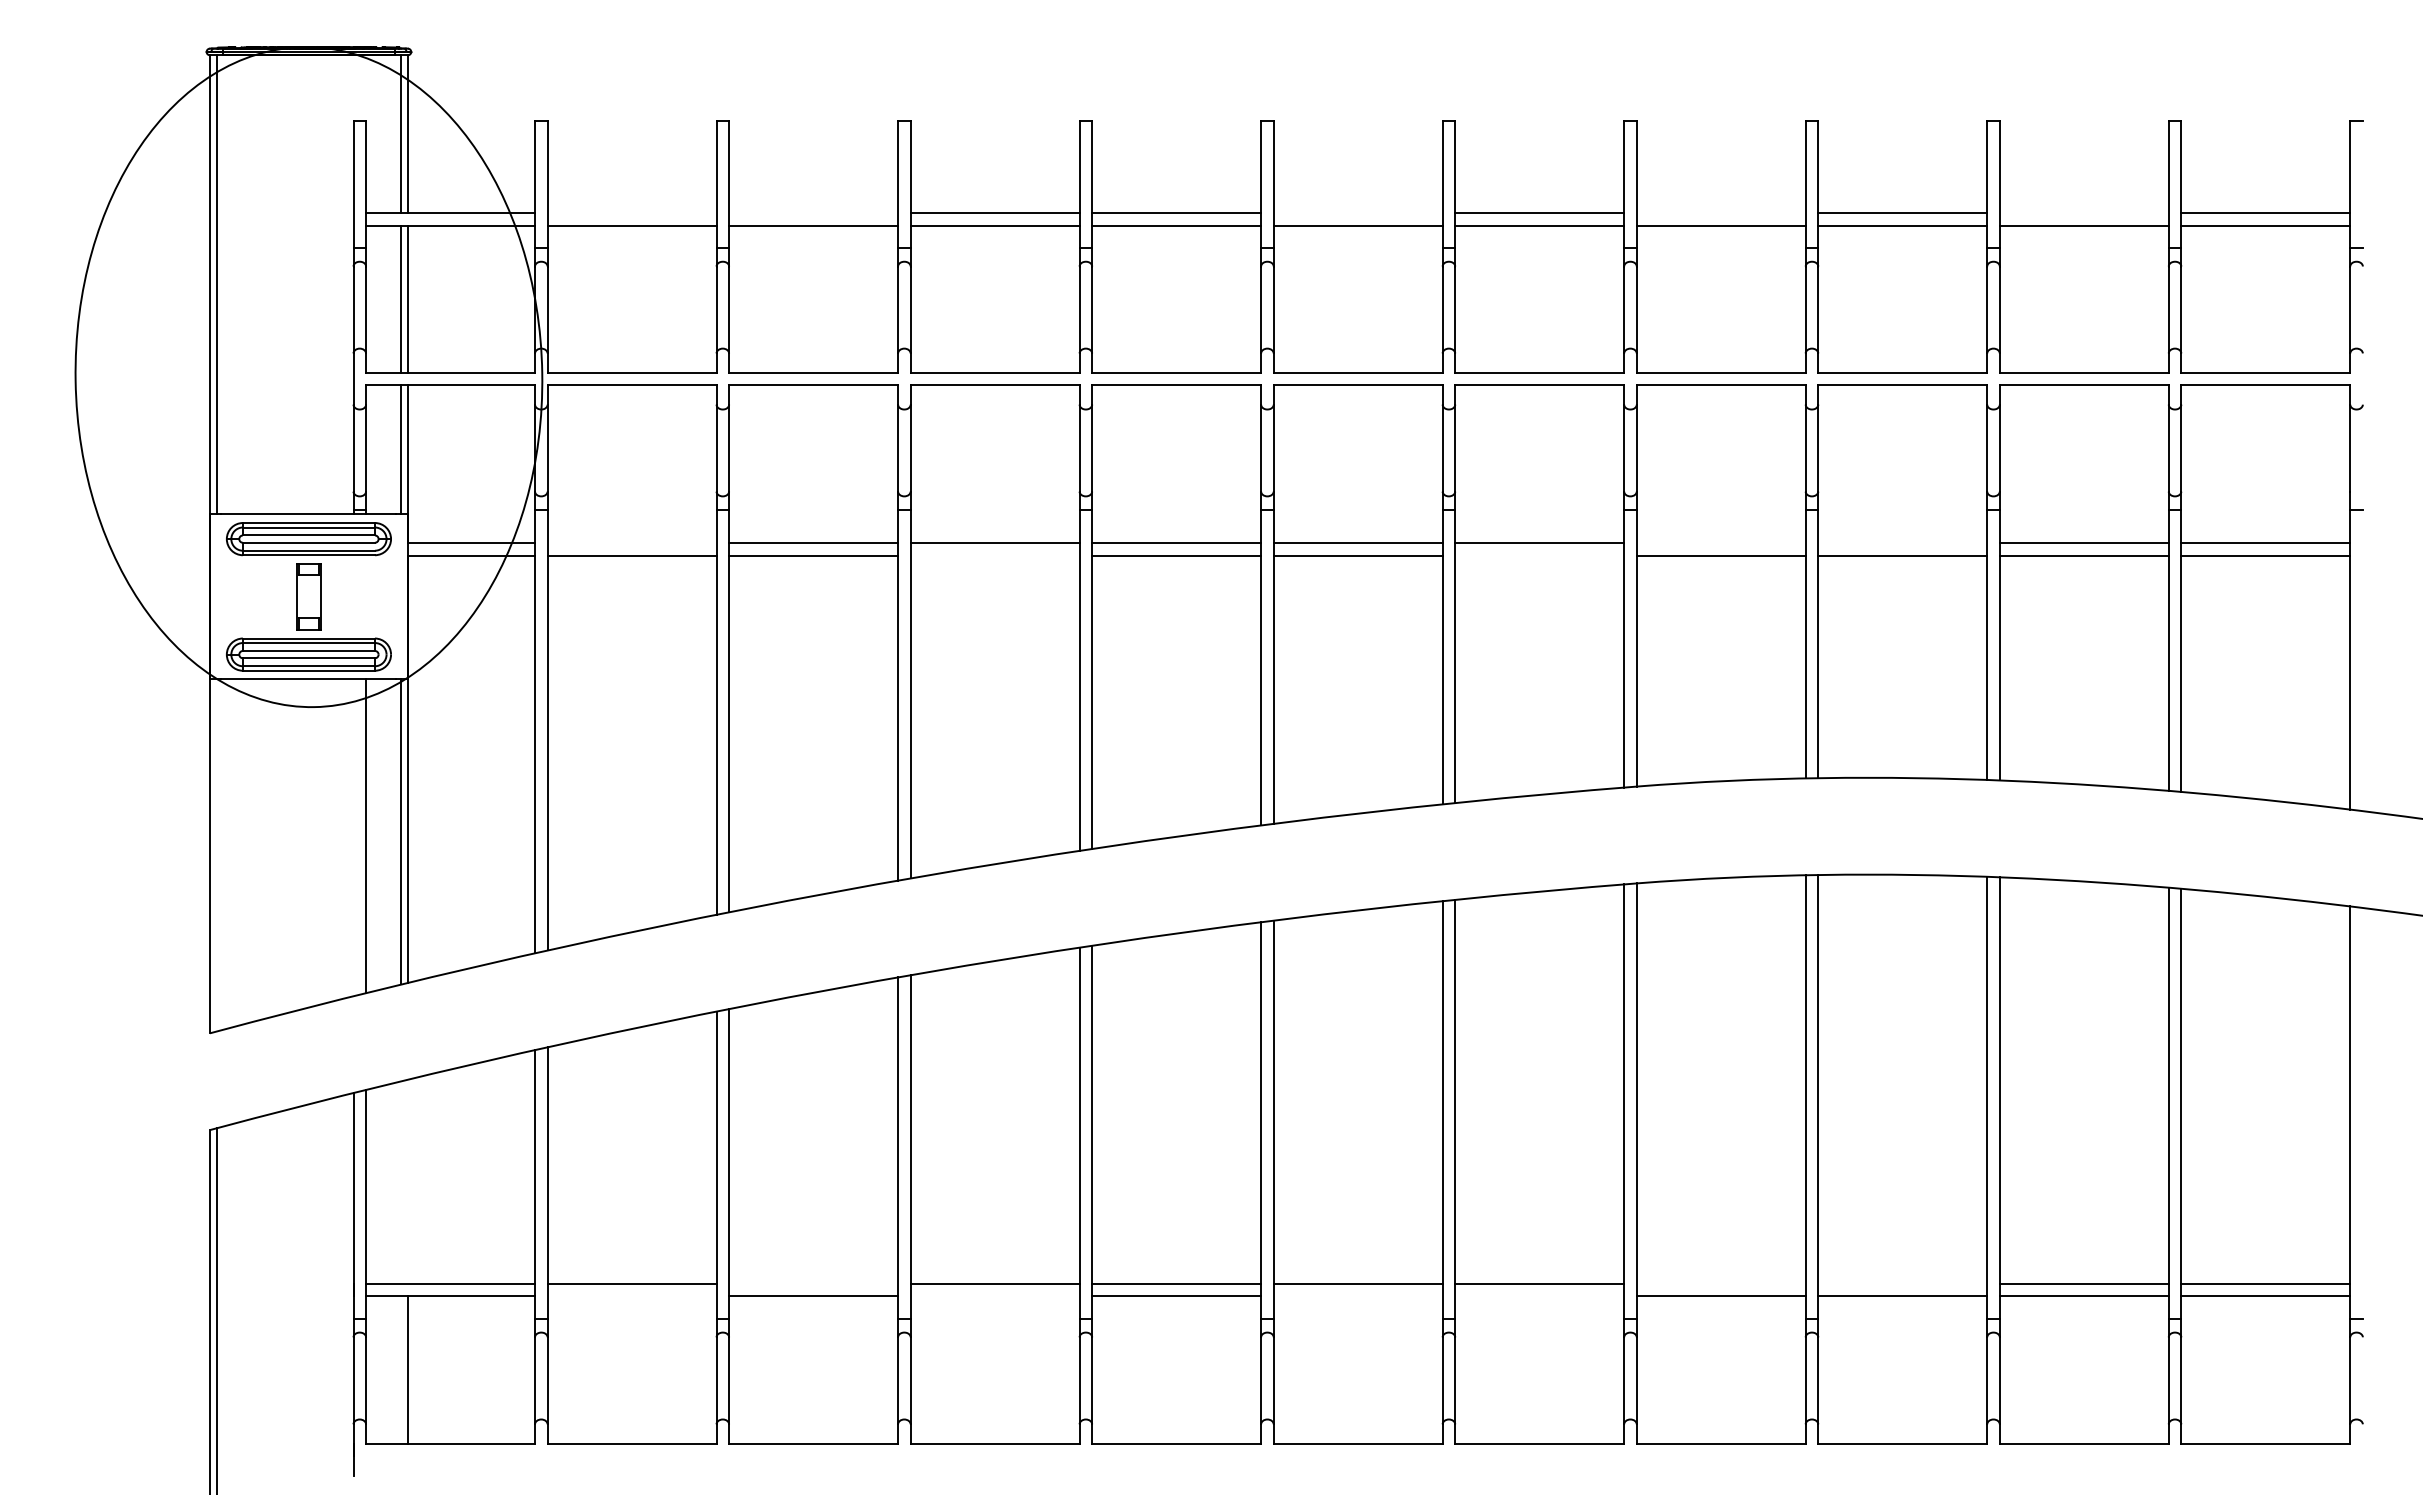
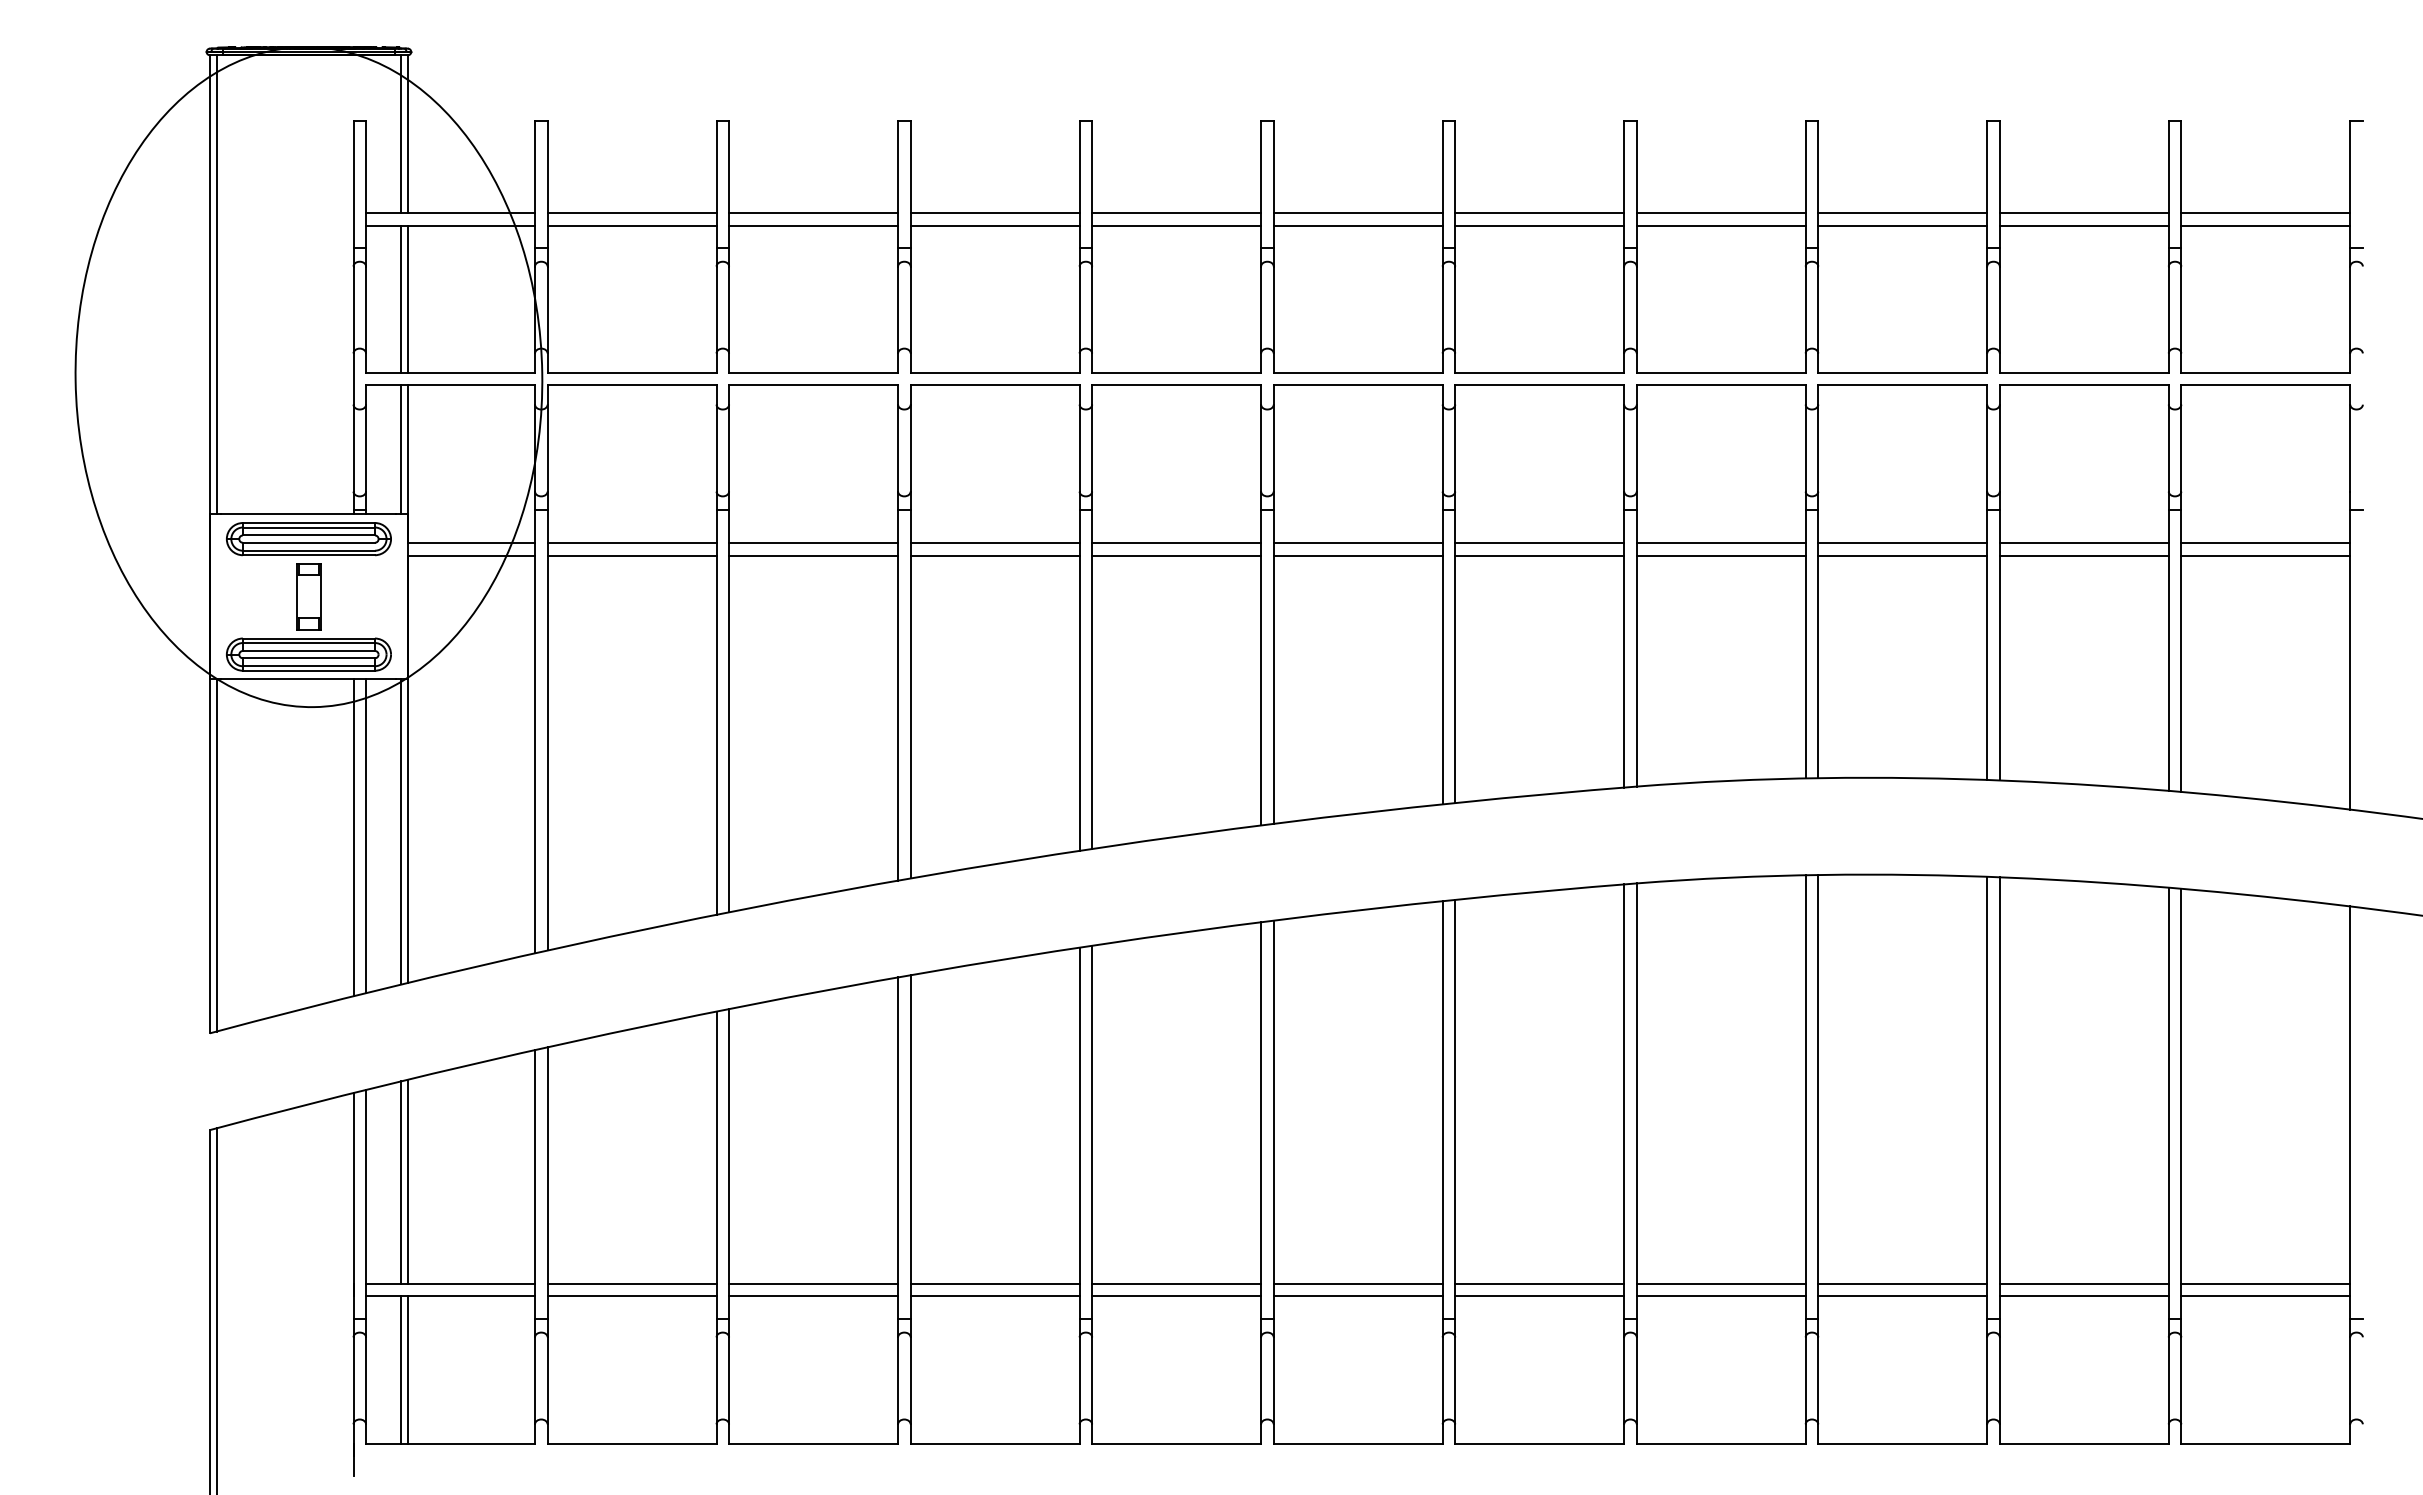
line: none -> present (631, 213)
line: none -> present (813, 213)
line: none -> present (1357, 213)
line: none -> present (1720, 213)
line: none -> present (2083, 213)
line: none -> present (631, 543)
line: none -> present (1720, 543)
line: none -> present (1902, 543)
line: none -> present (994, 555)
line: none -> present (1539, 555)
line: none -> present (353, 837)
line: none -> present (216, 855)
line: none -> present (407, 1181)
line: none -> present (401, 1182)
line: none -> present (813, 1283)
line: none -> present (1720, 1283)
line: none -> present (1902, 1283)
line: none -> present (631, 1296)
line: none -> present (994, 1296)
line: none -> present (1357, 1296)
line: none -> present (1539, 1296)
line: none -> present (401, 1369)
